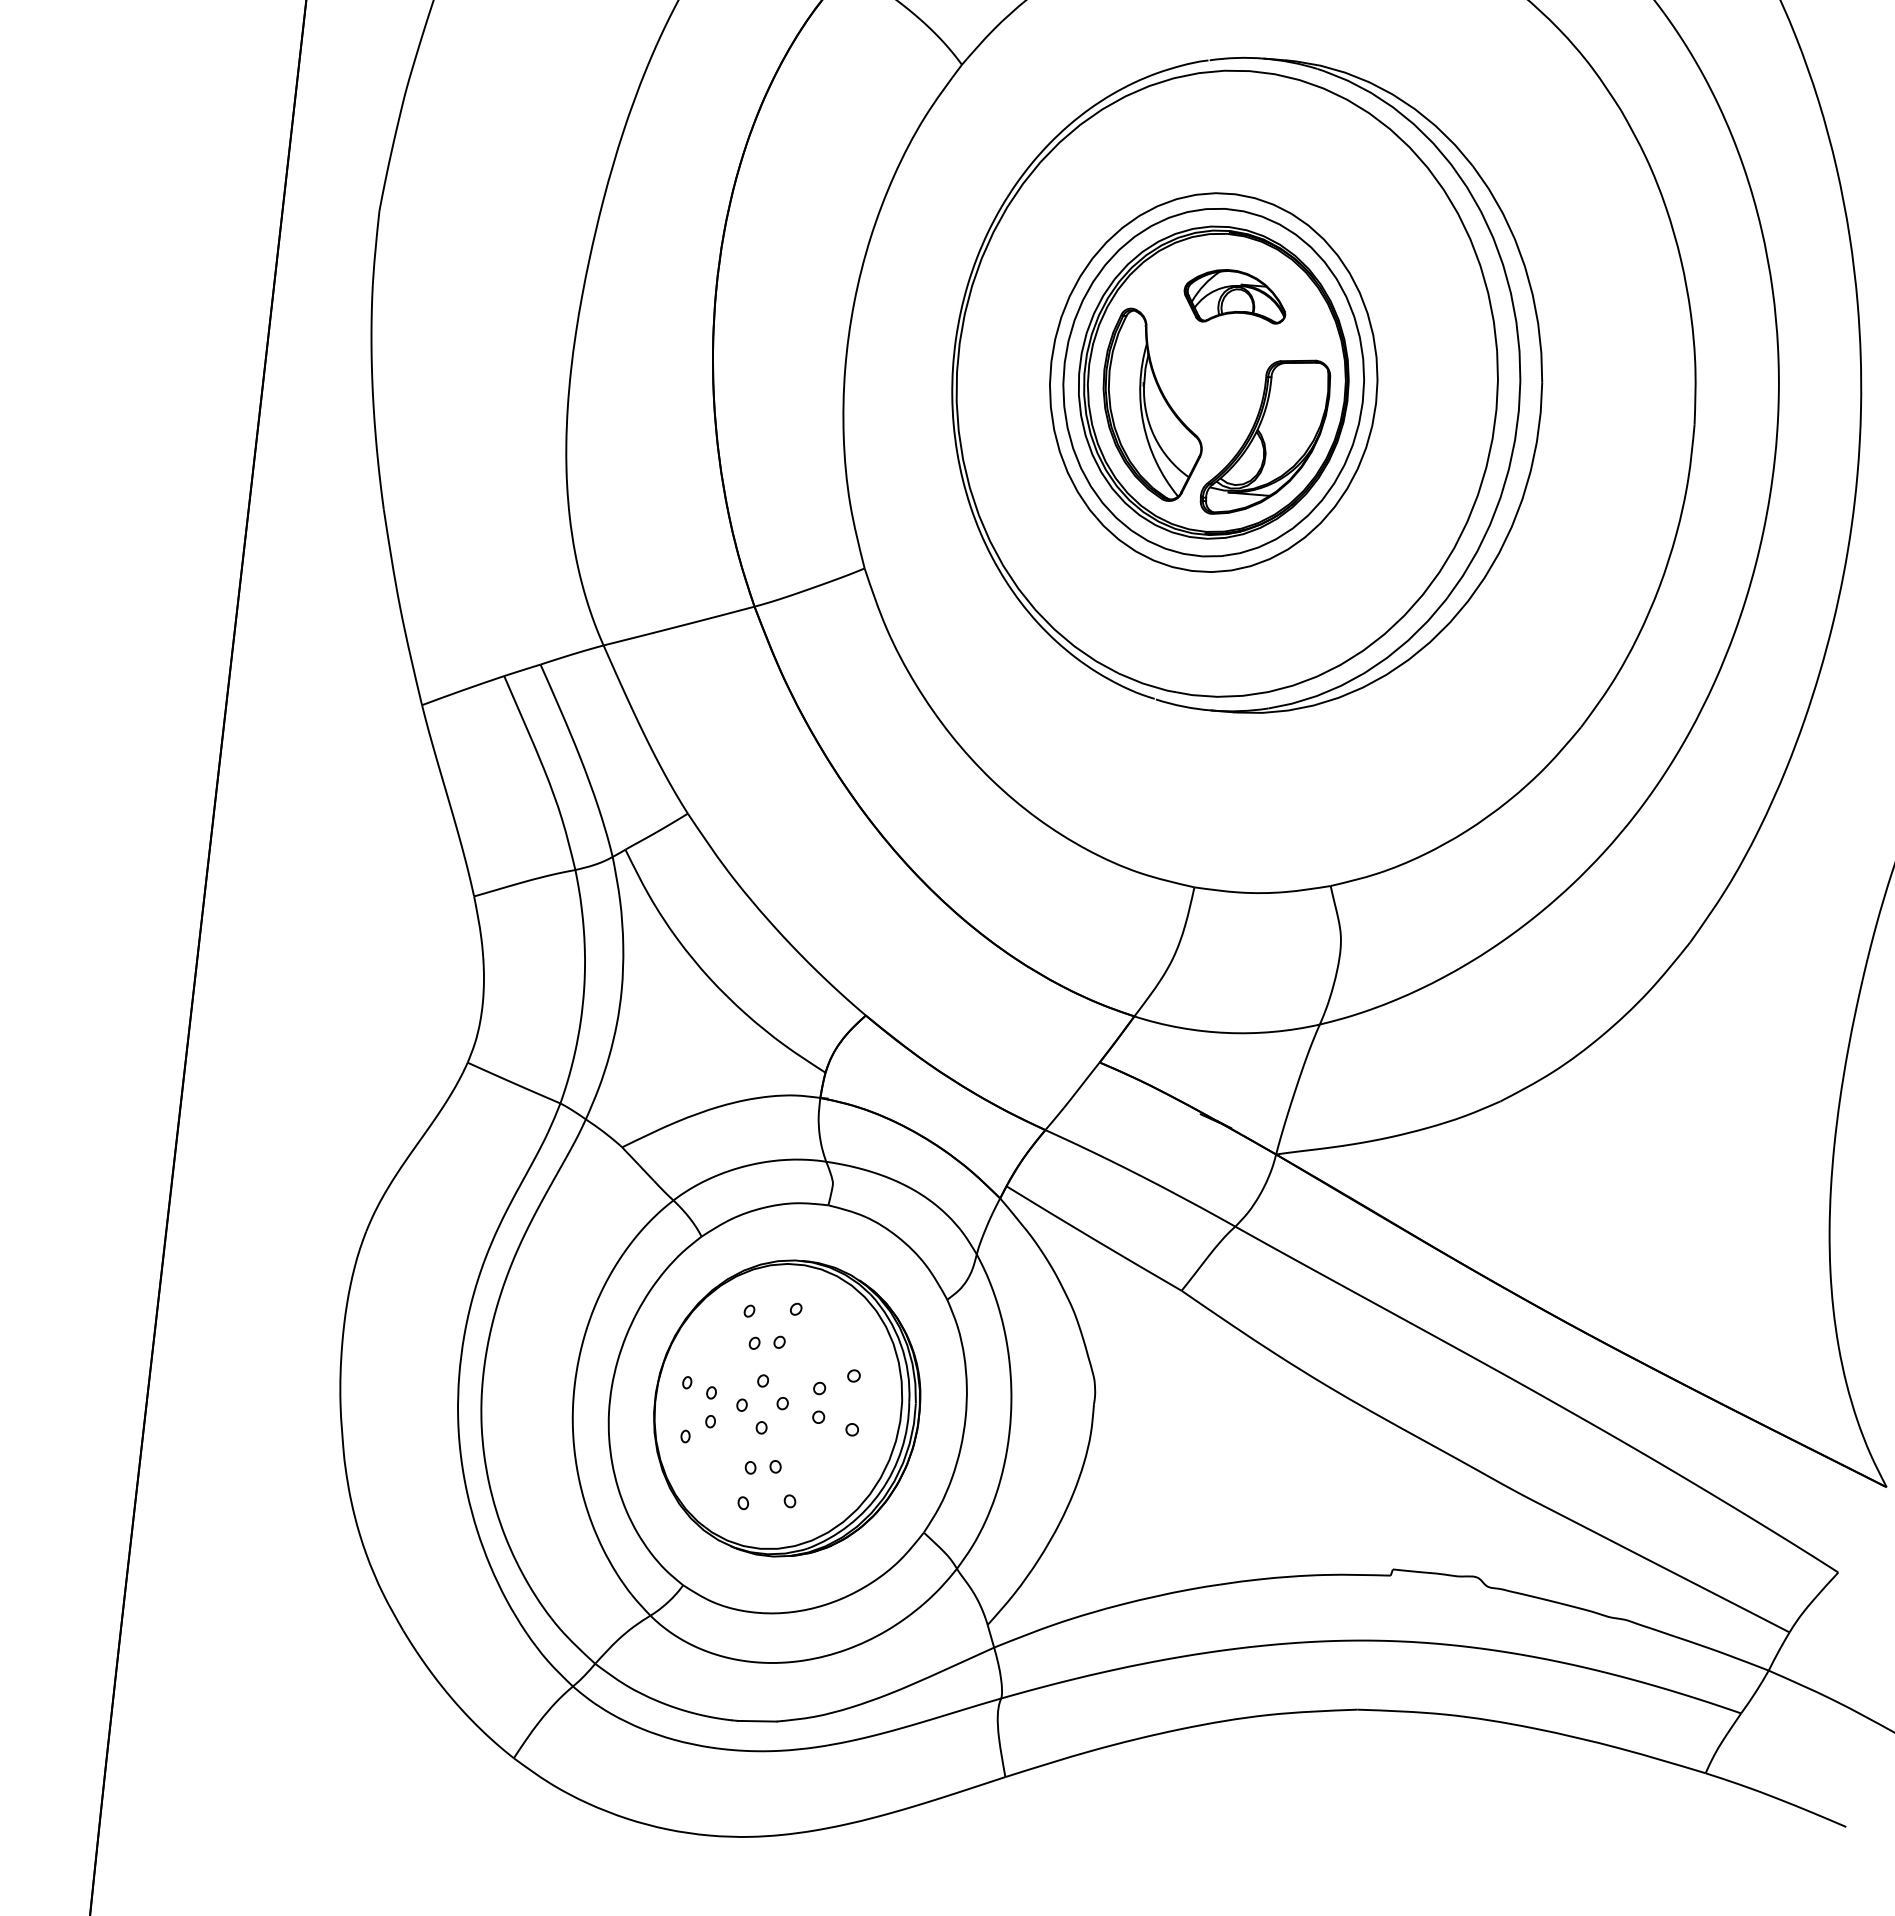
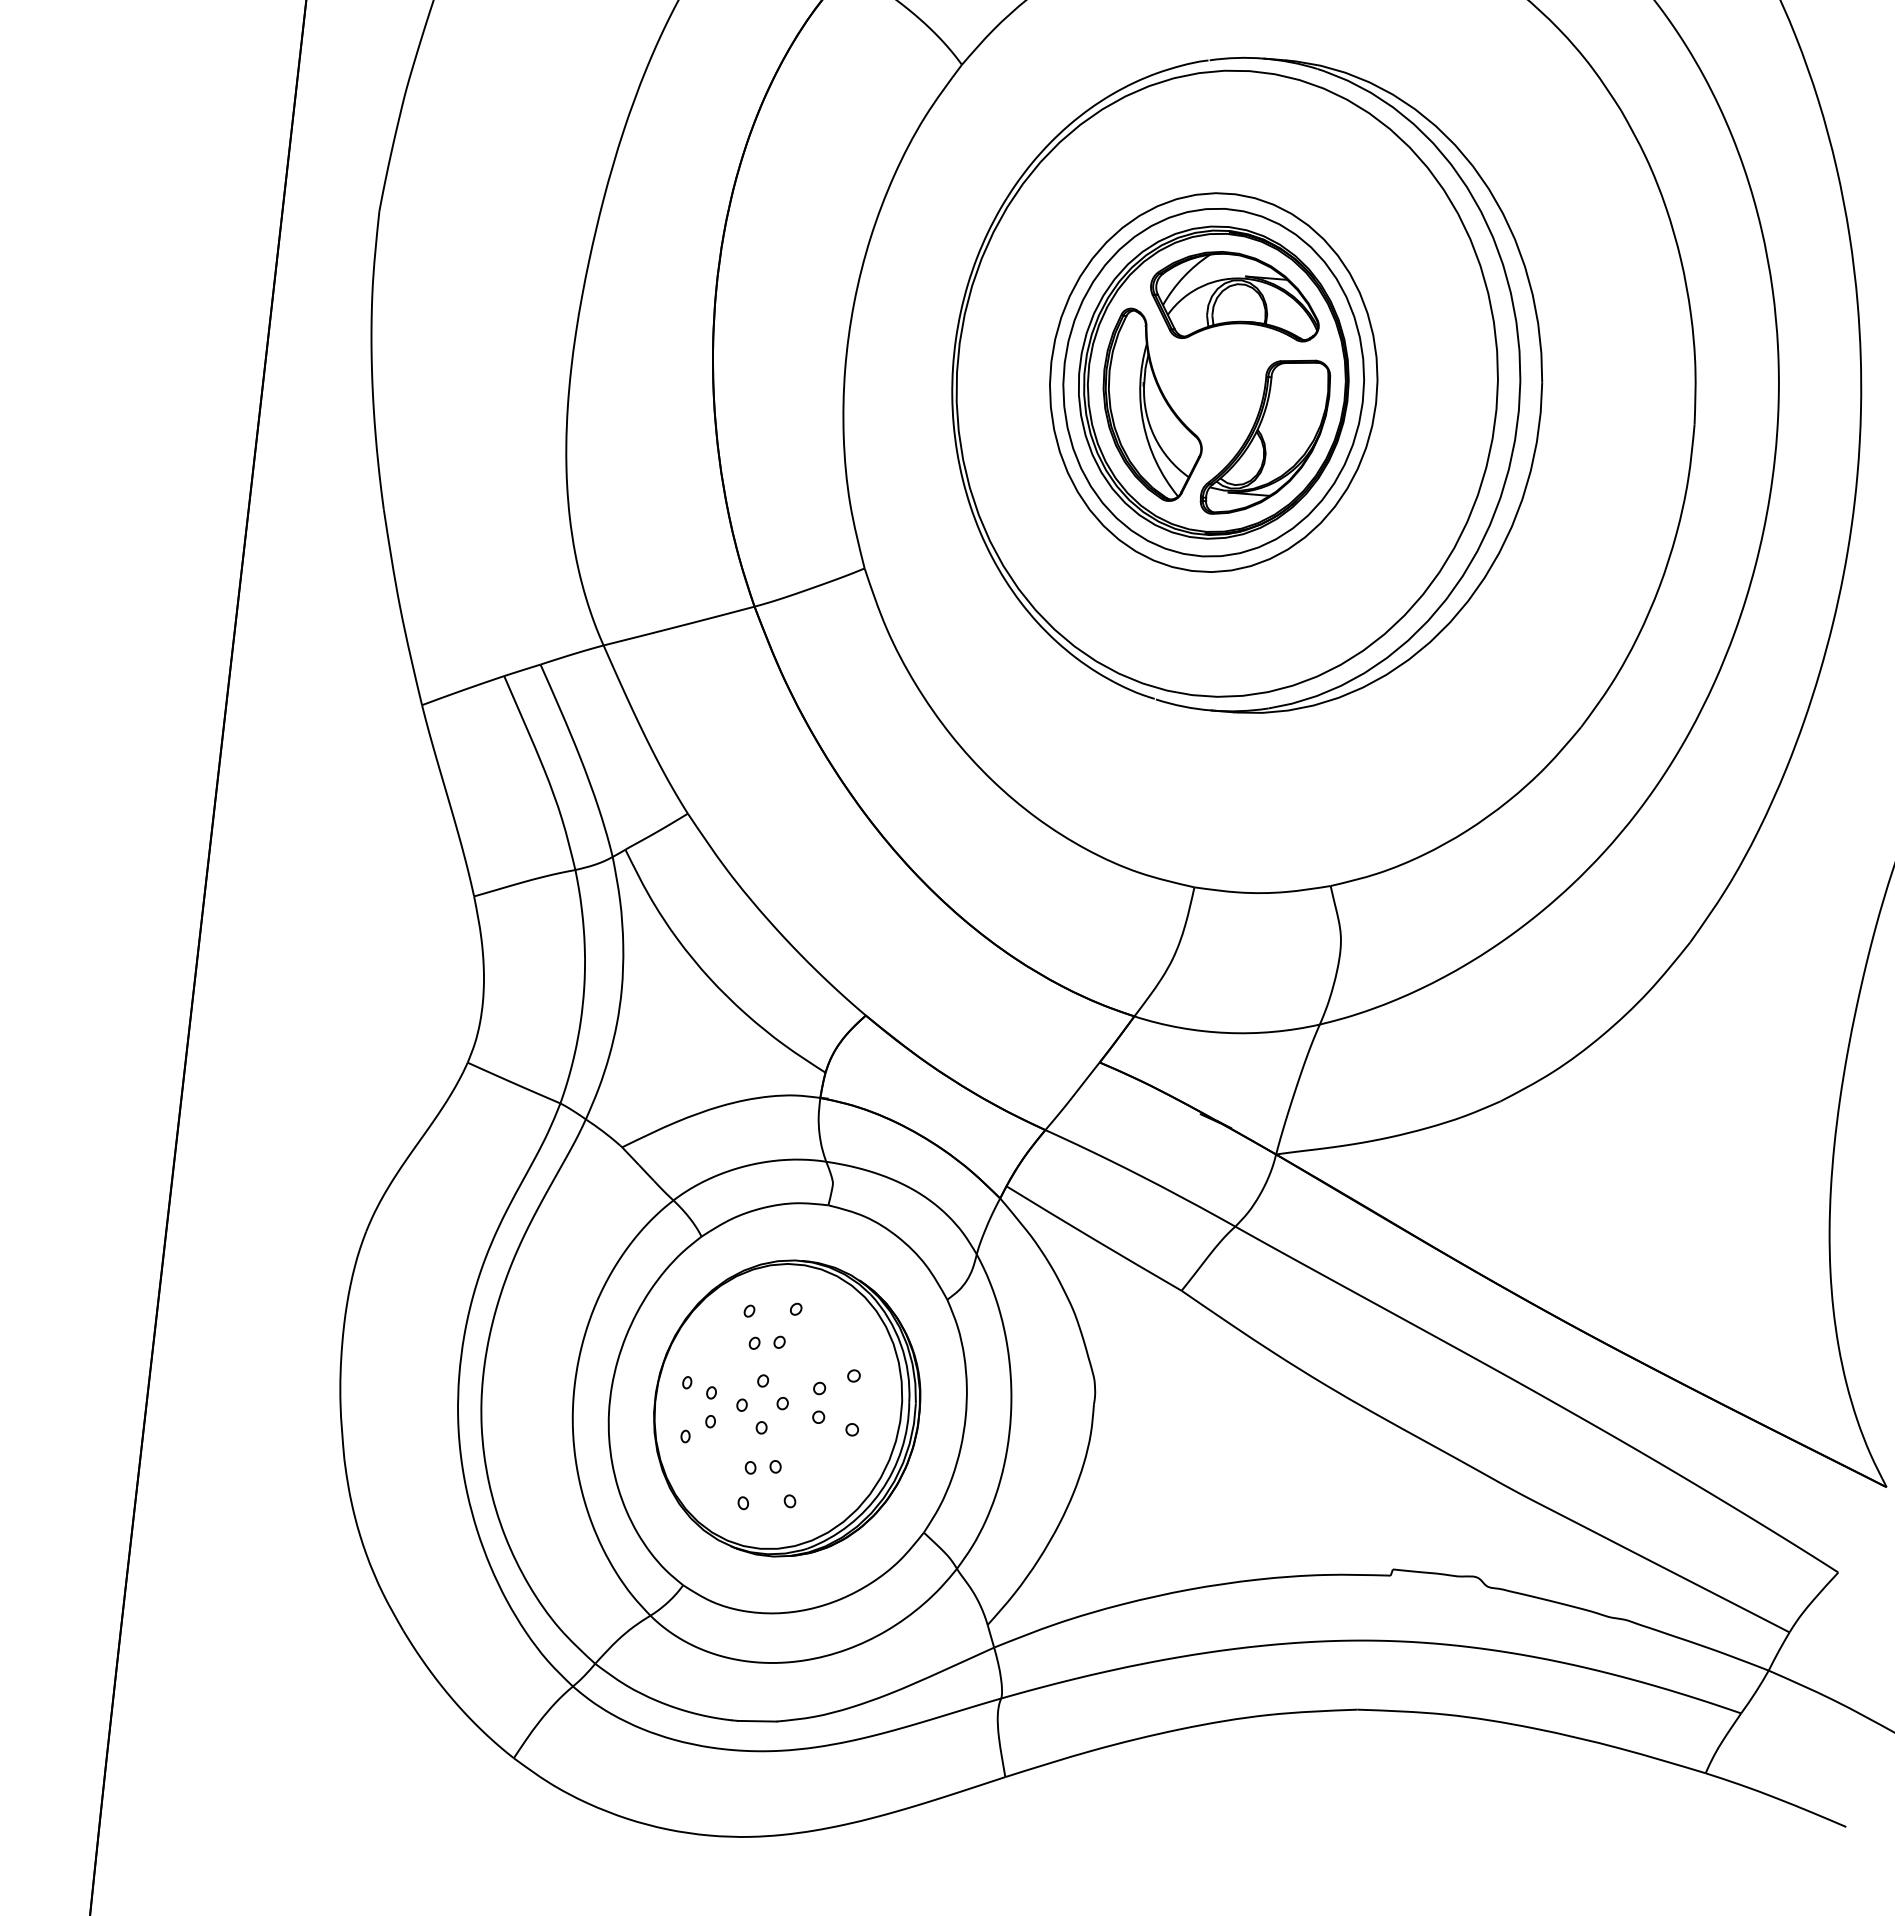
part size: 104x56 px -> 170x92 px (1234, 296)
